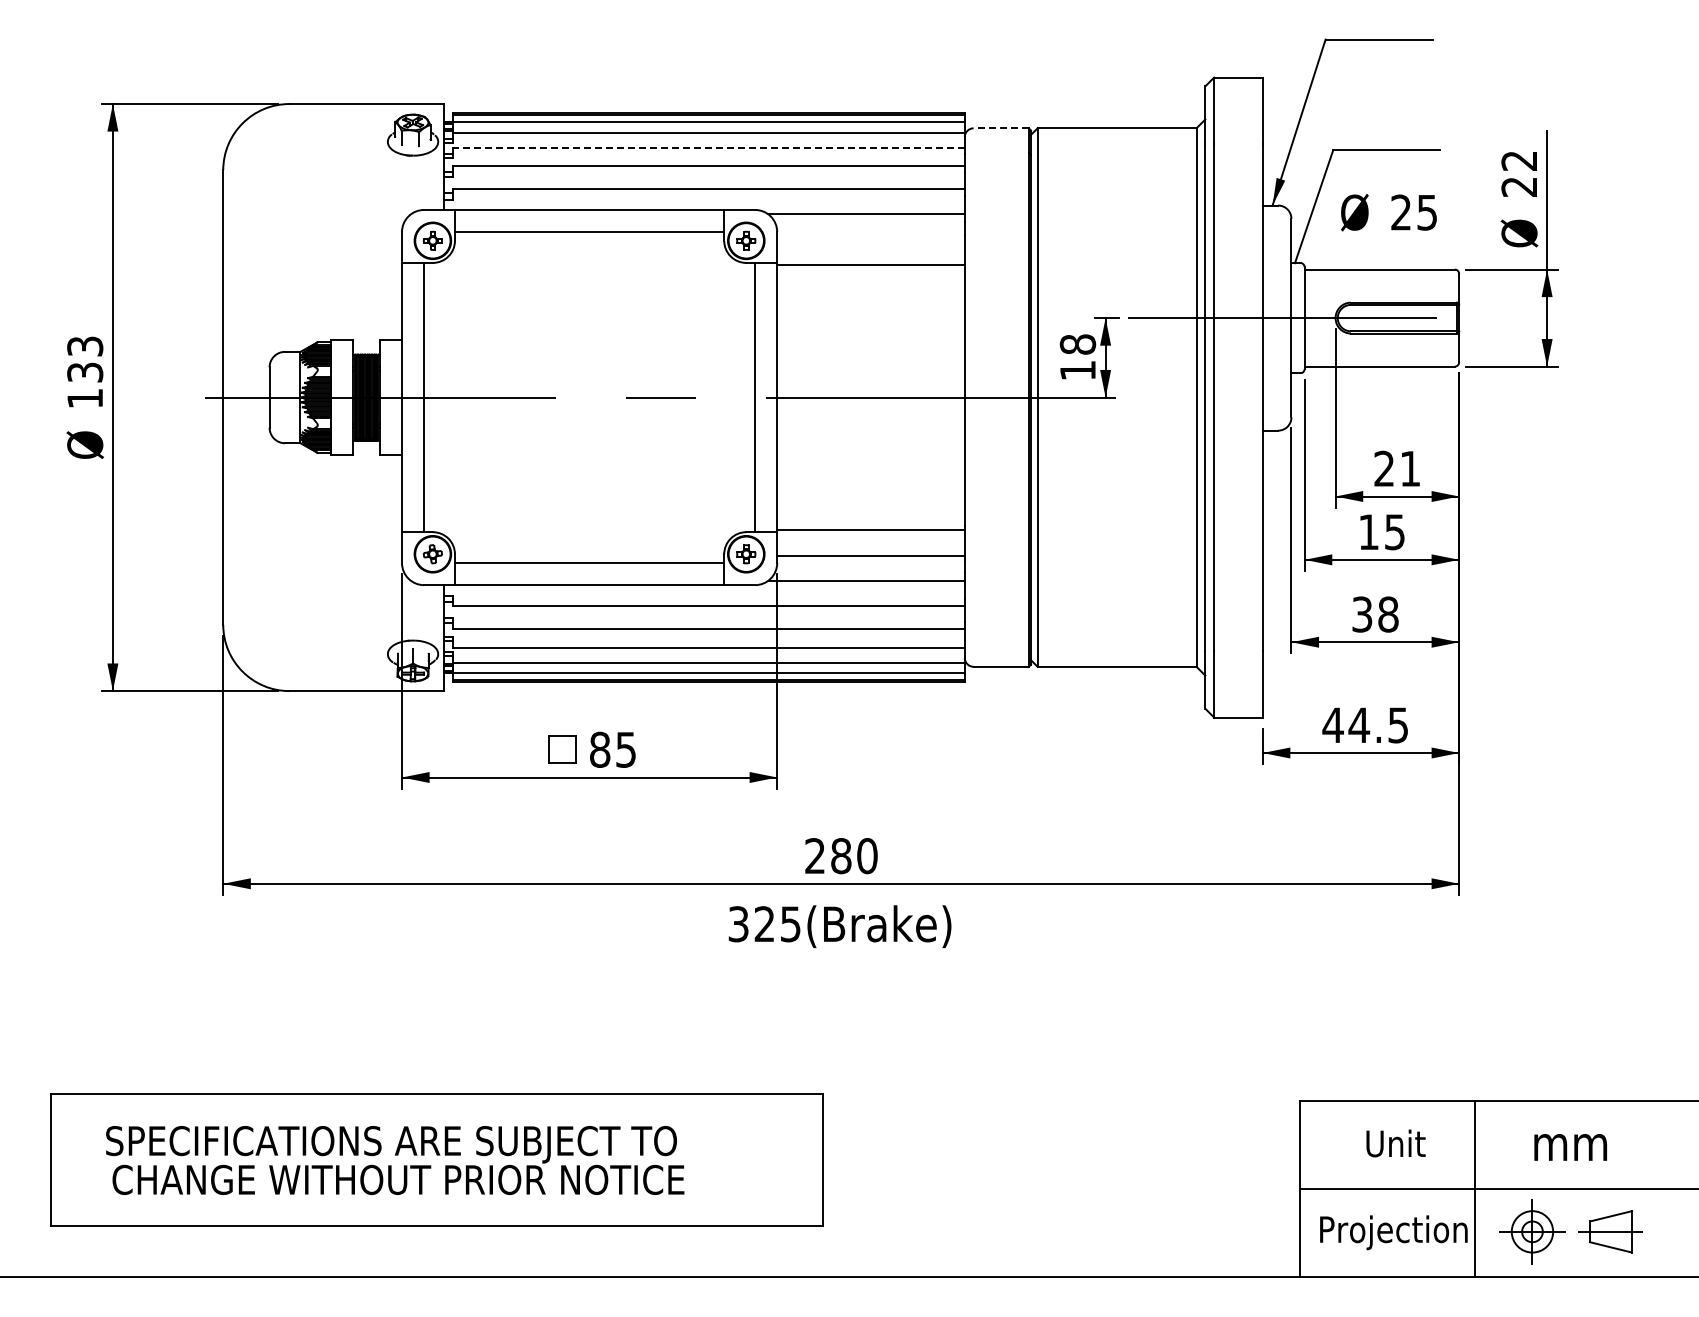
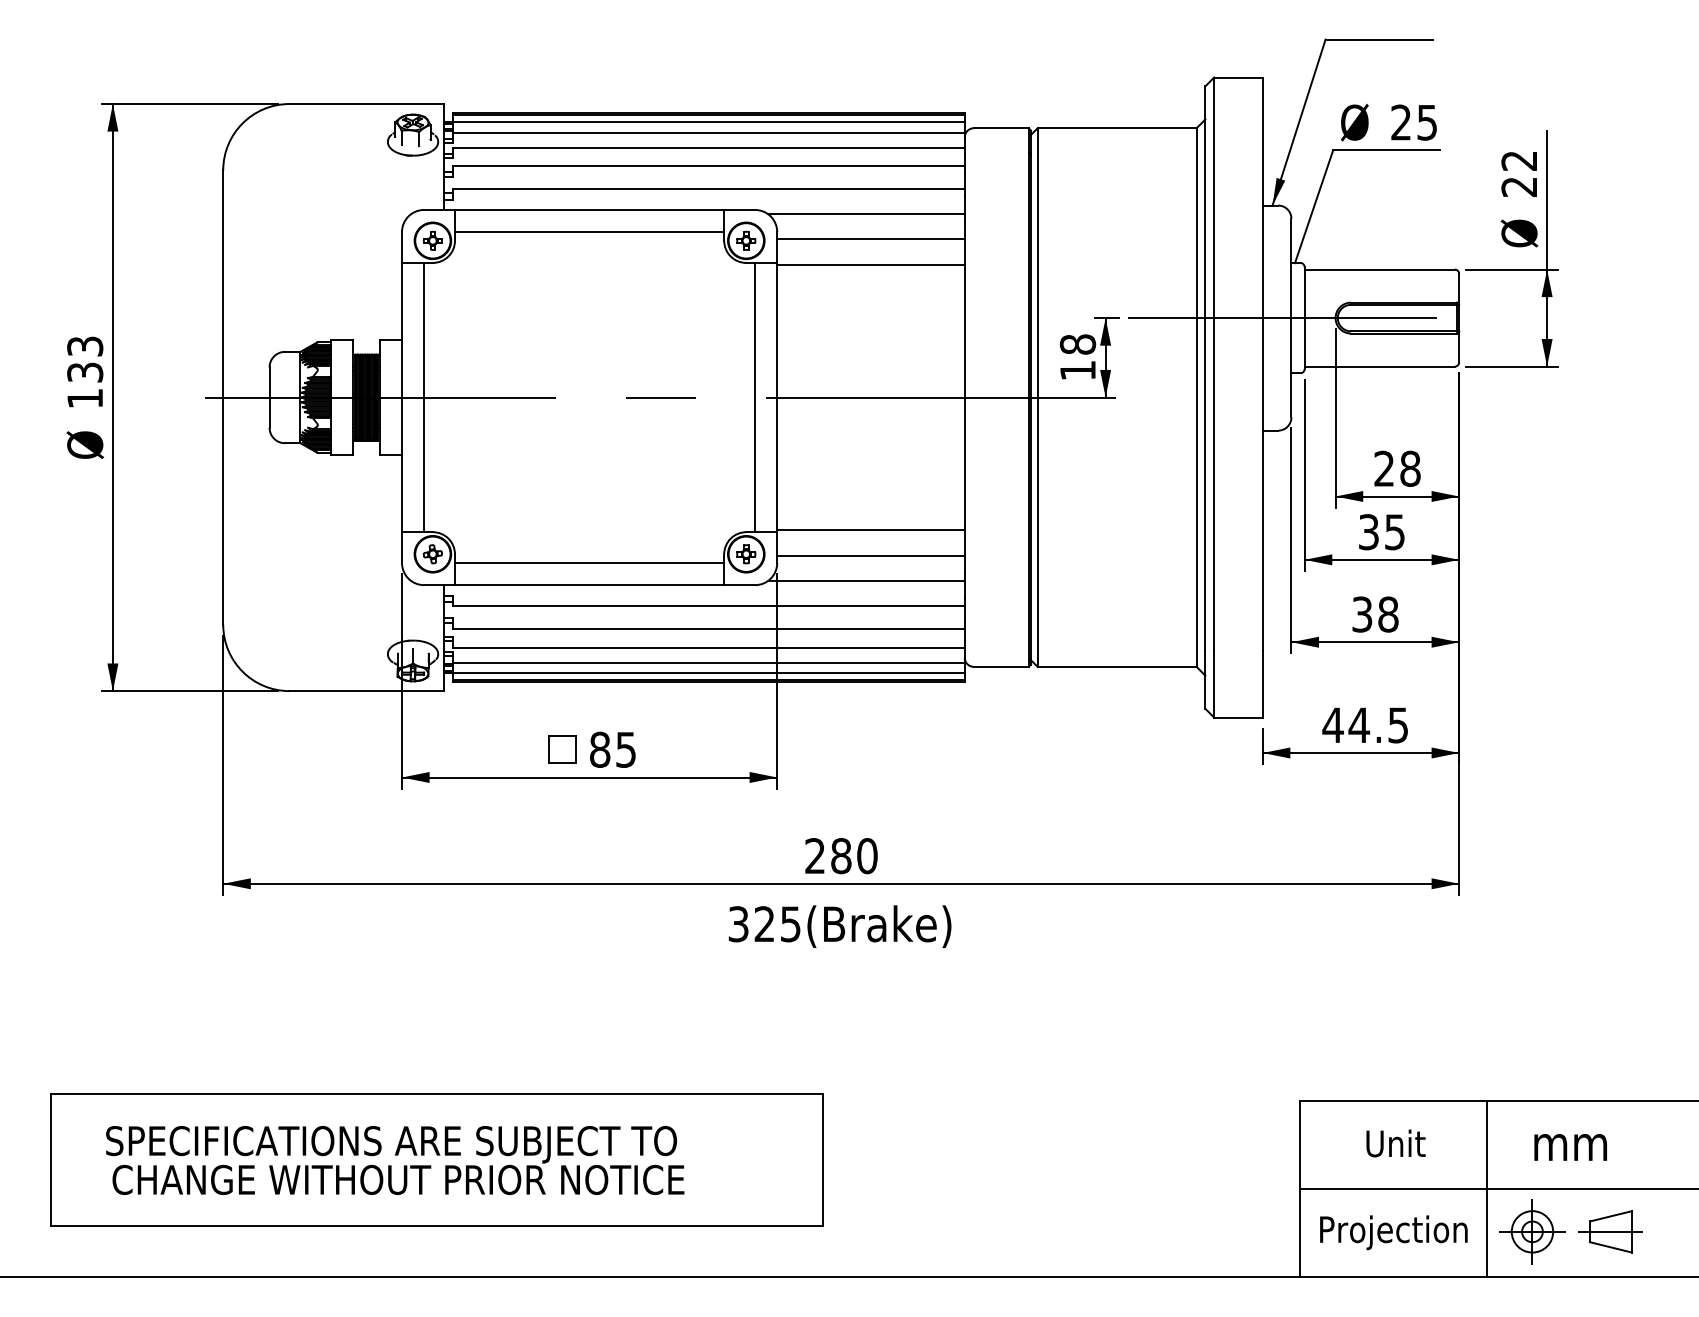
line: dashed -> solid (1001, 128)
line: dashed -> solid (708, 147)
text position: (1388, 212) -> (1388, 122) (1388, 122)
line: none -> present (870, 238)
text: 21 -> 28 (1410, 468)
text: 15 -> 35 (1368, 532)
line position: (1475, 1188) -> (1487, 1188) (1487, 1188)
